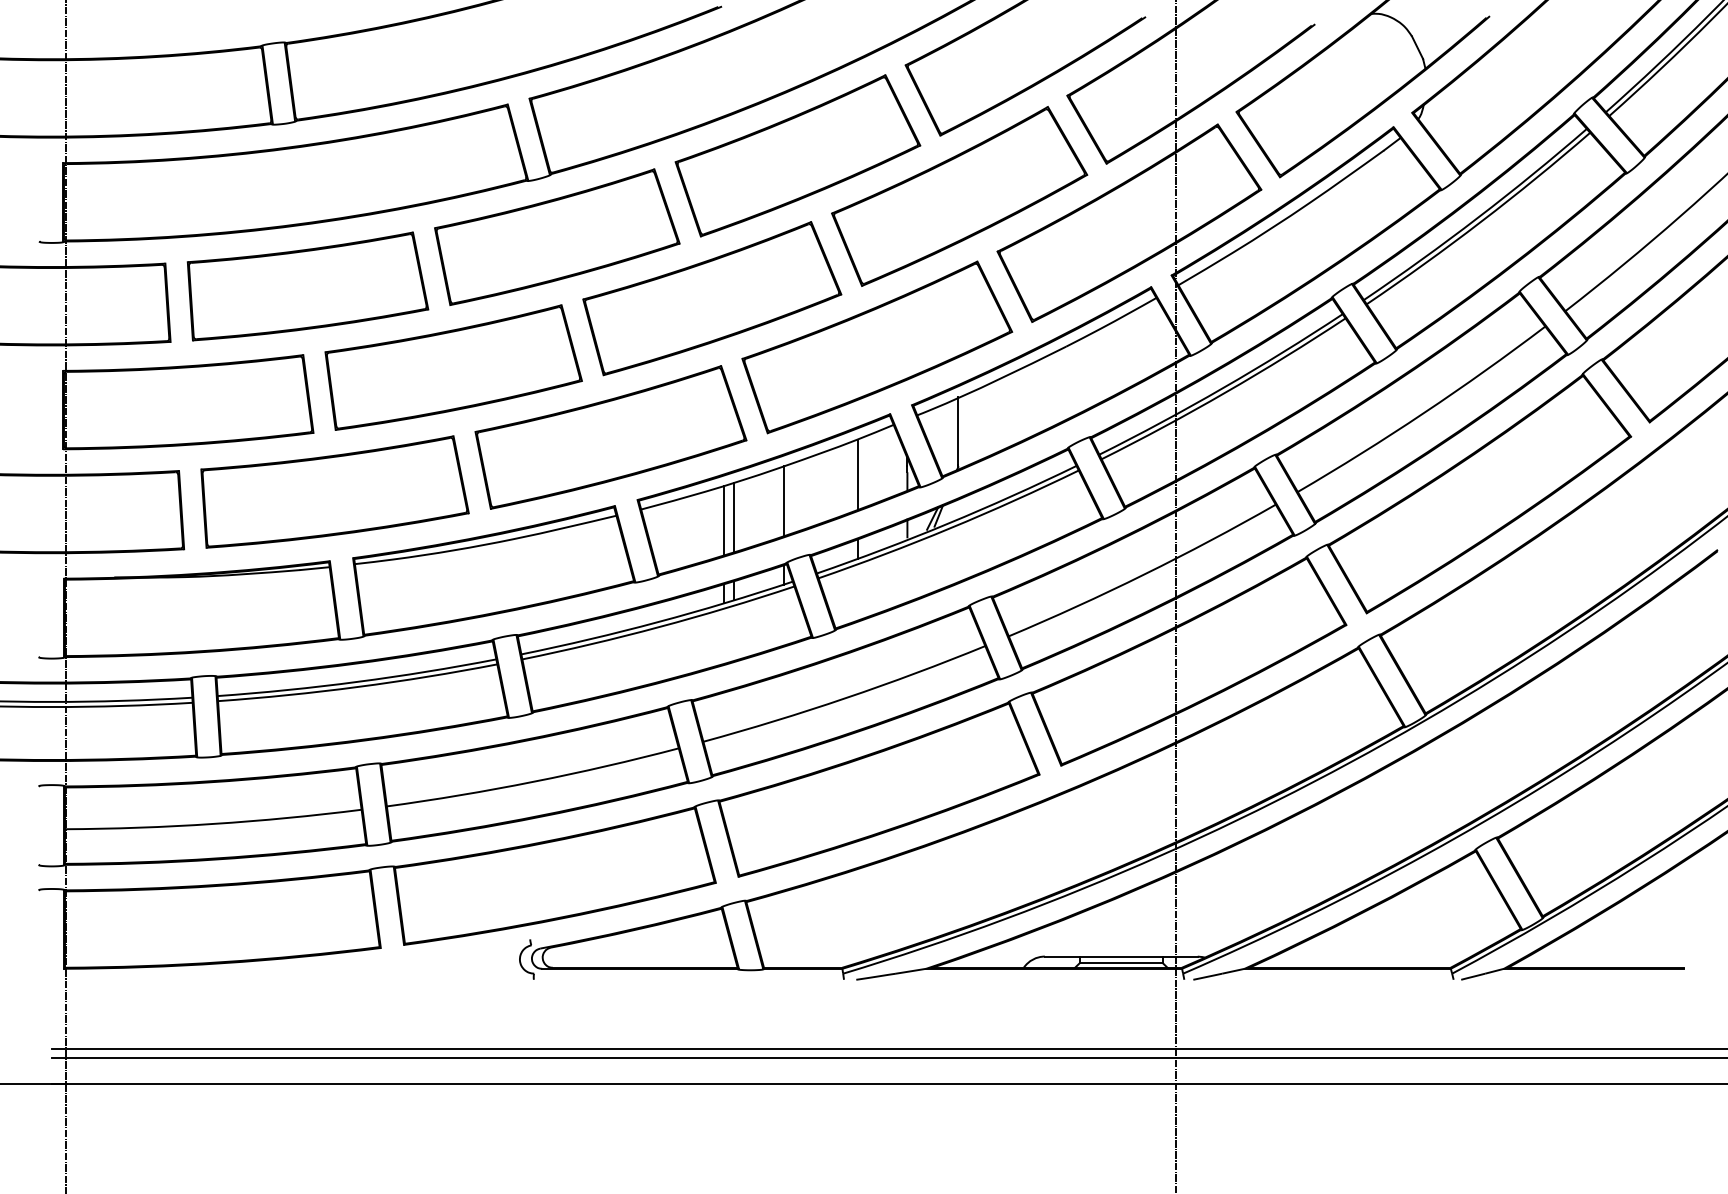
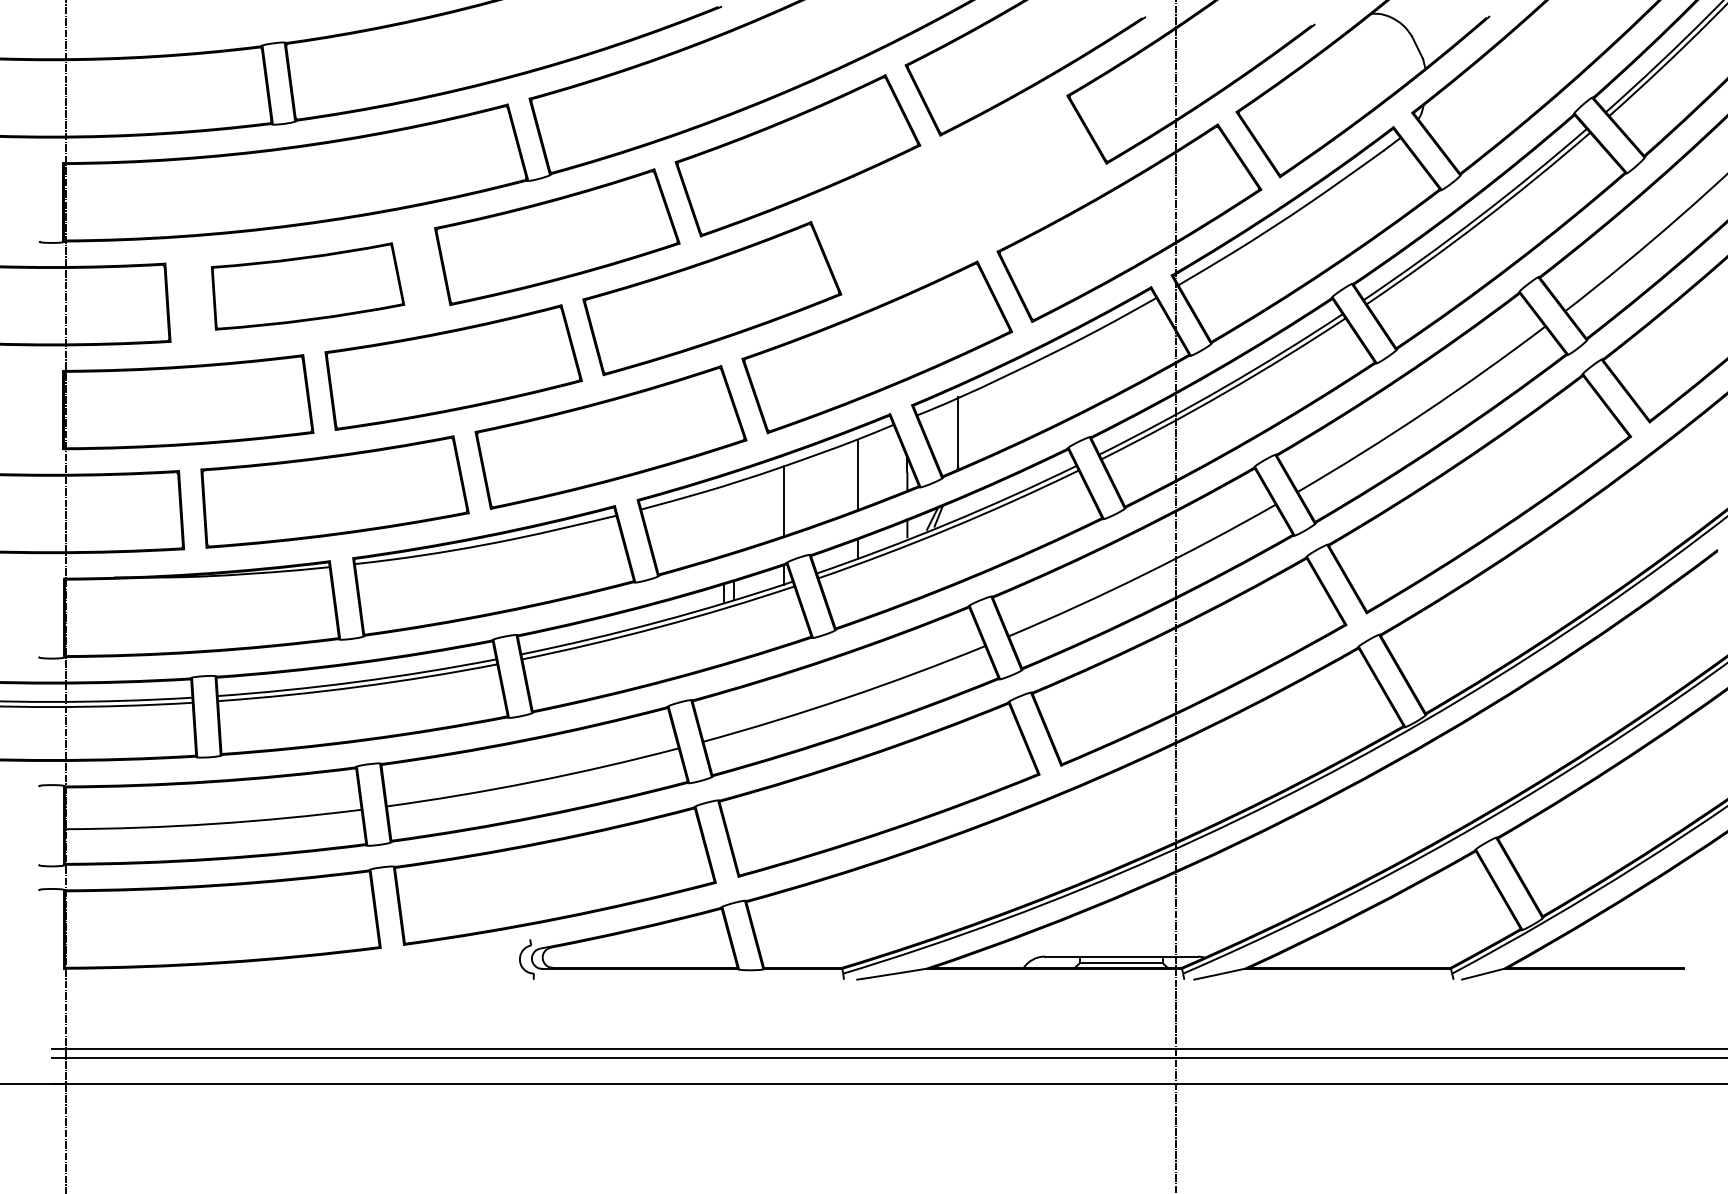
part: present -> none (959, 196)
part size: 244x111 px -> 195x89 px (308, 286)
line: present -> none (734, 517)
line: present -> none (724, 520)
